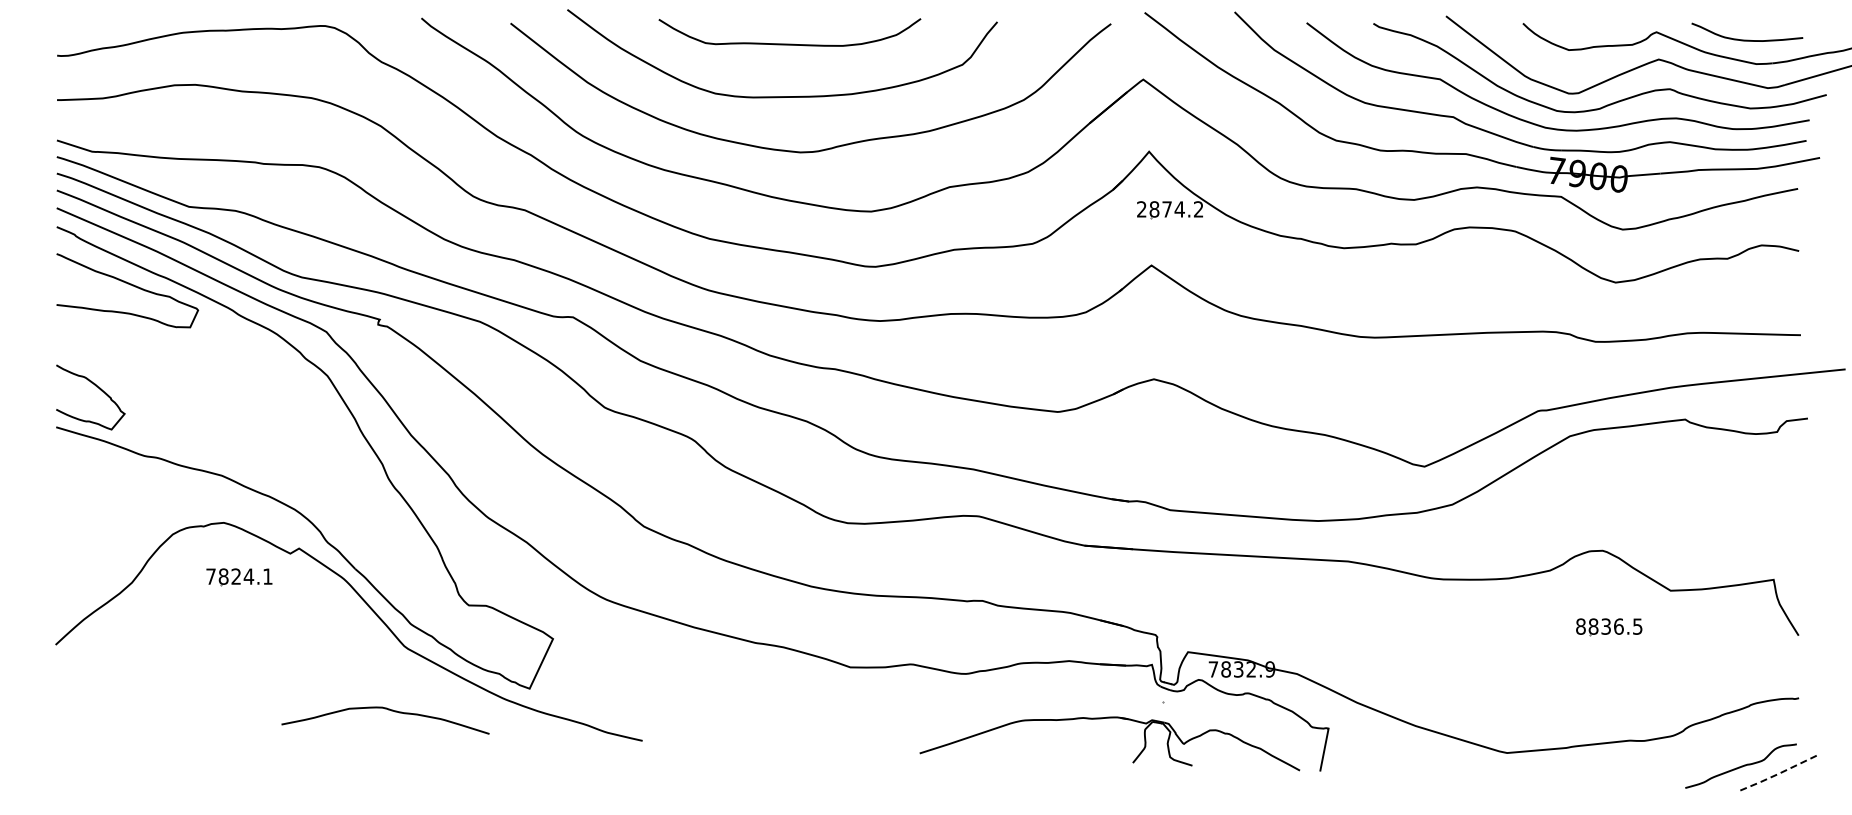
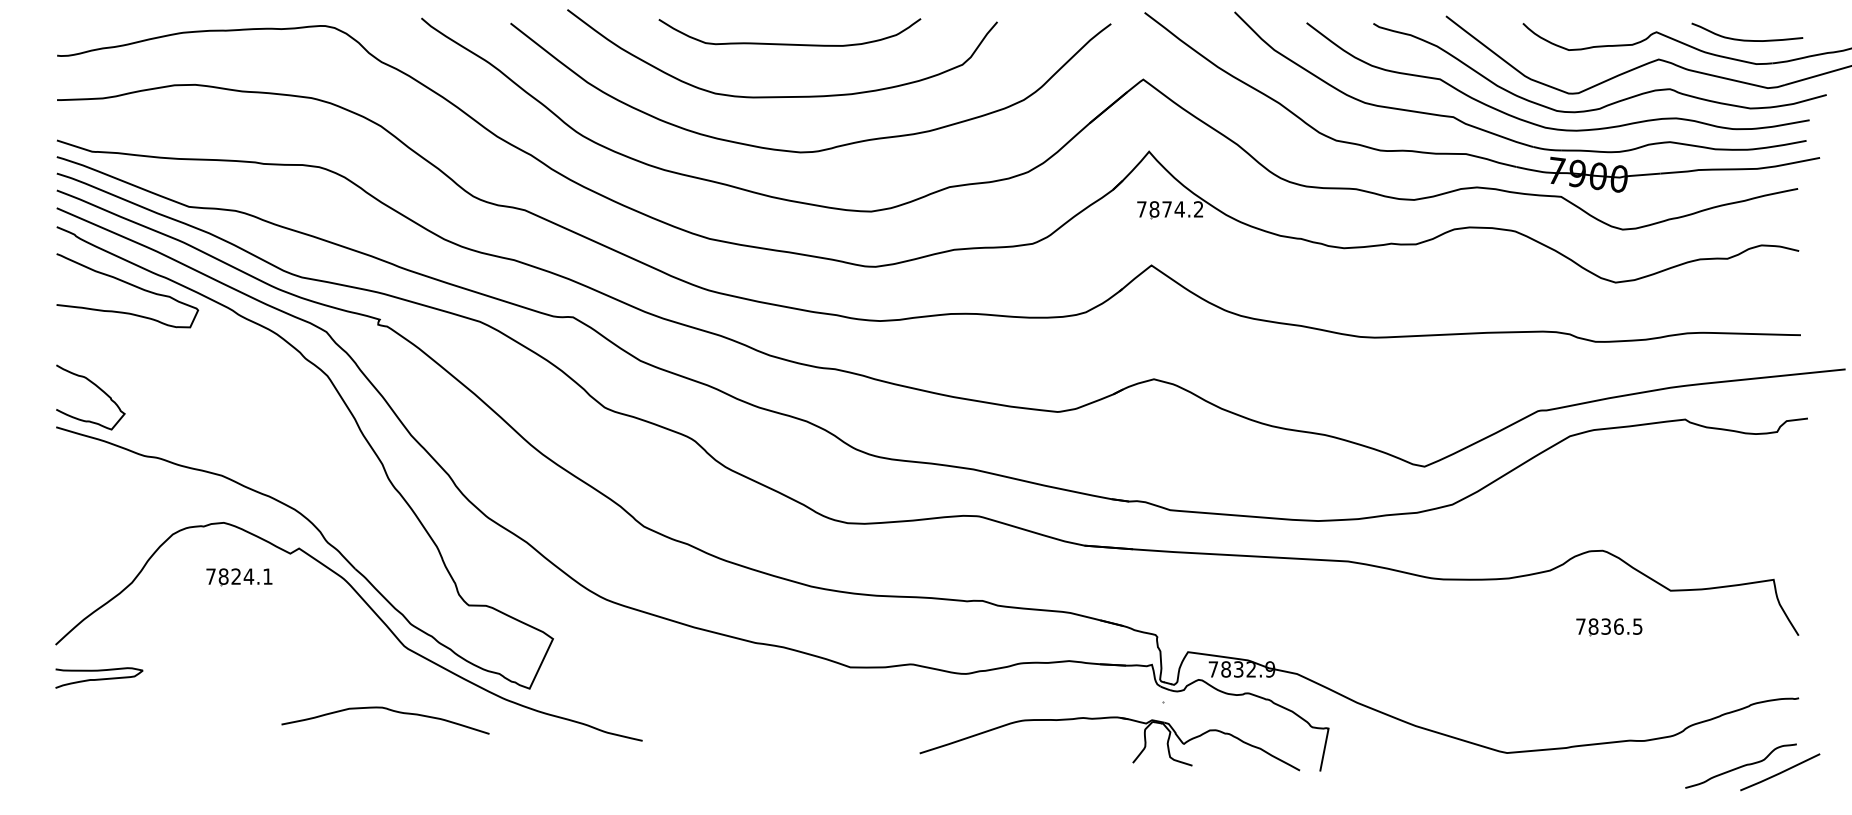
text: 2874.2 -> 7874.2 (1141, 209)
text: 8836.5 -> 7836.5 (1580, 626)
curve: none -> present (99, 678)
line: dashed -> solid (1779, 773)
